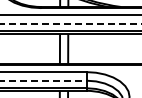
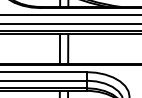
line: dashed -> solid (71, 23)
line: dashed -> solid (43, 80)
